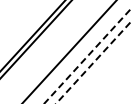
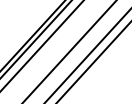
line: none -> present (42, 45)
line: dashed -> solid (88, 55)
line: dashed -> solid (93, 62)
